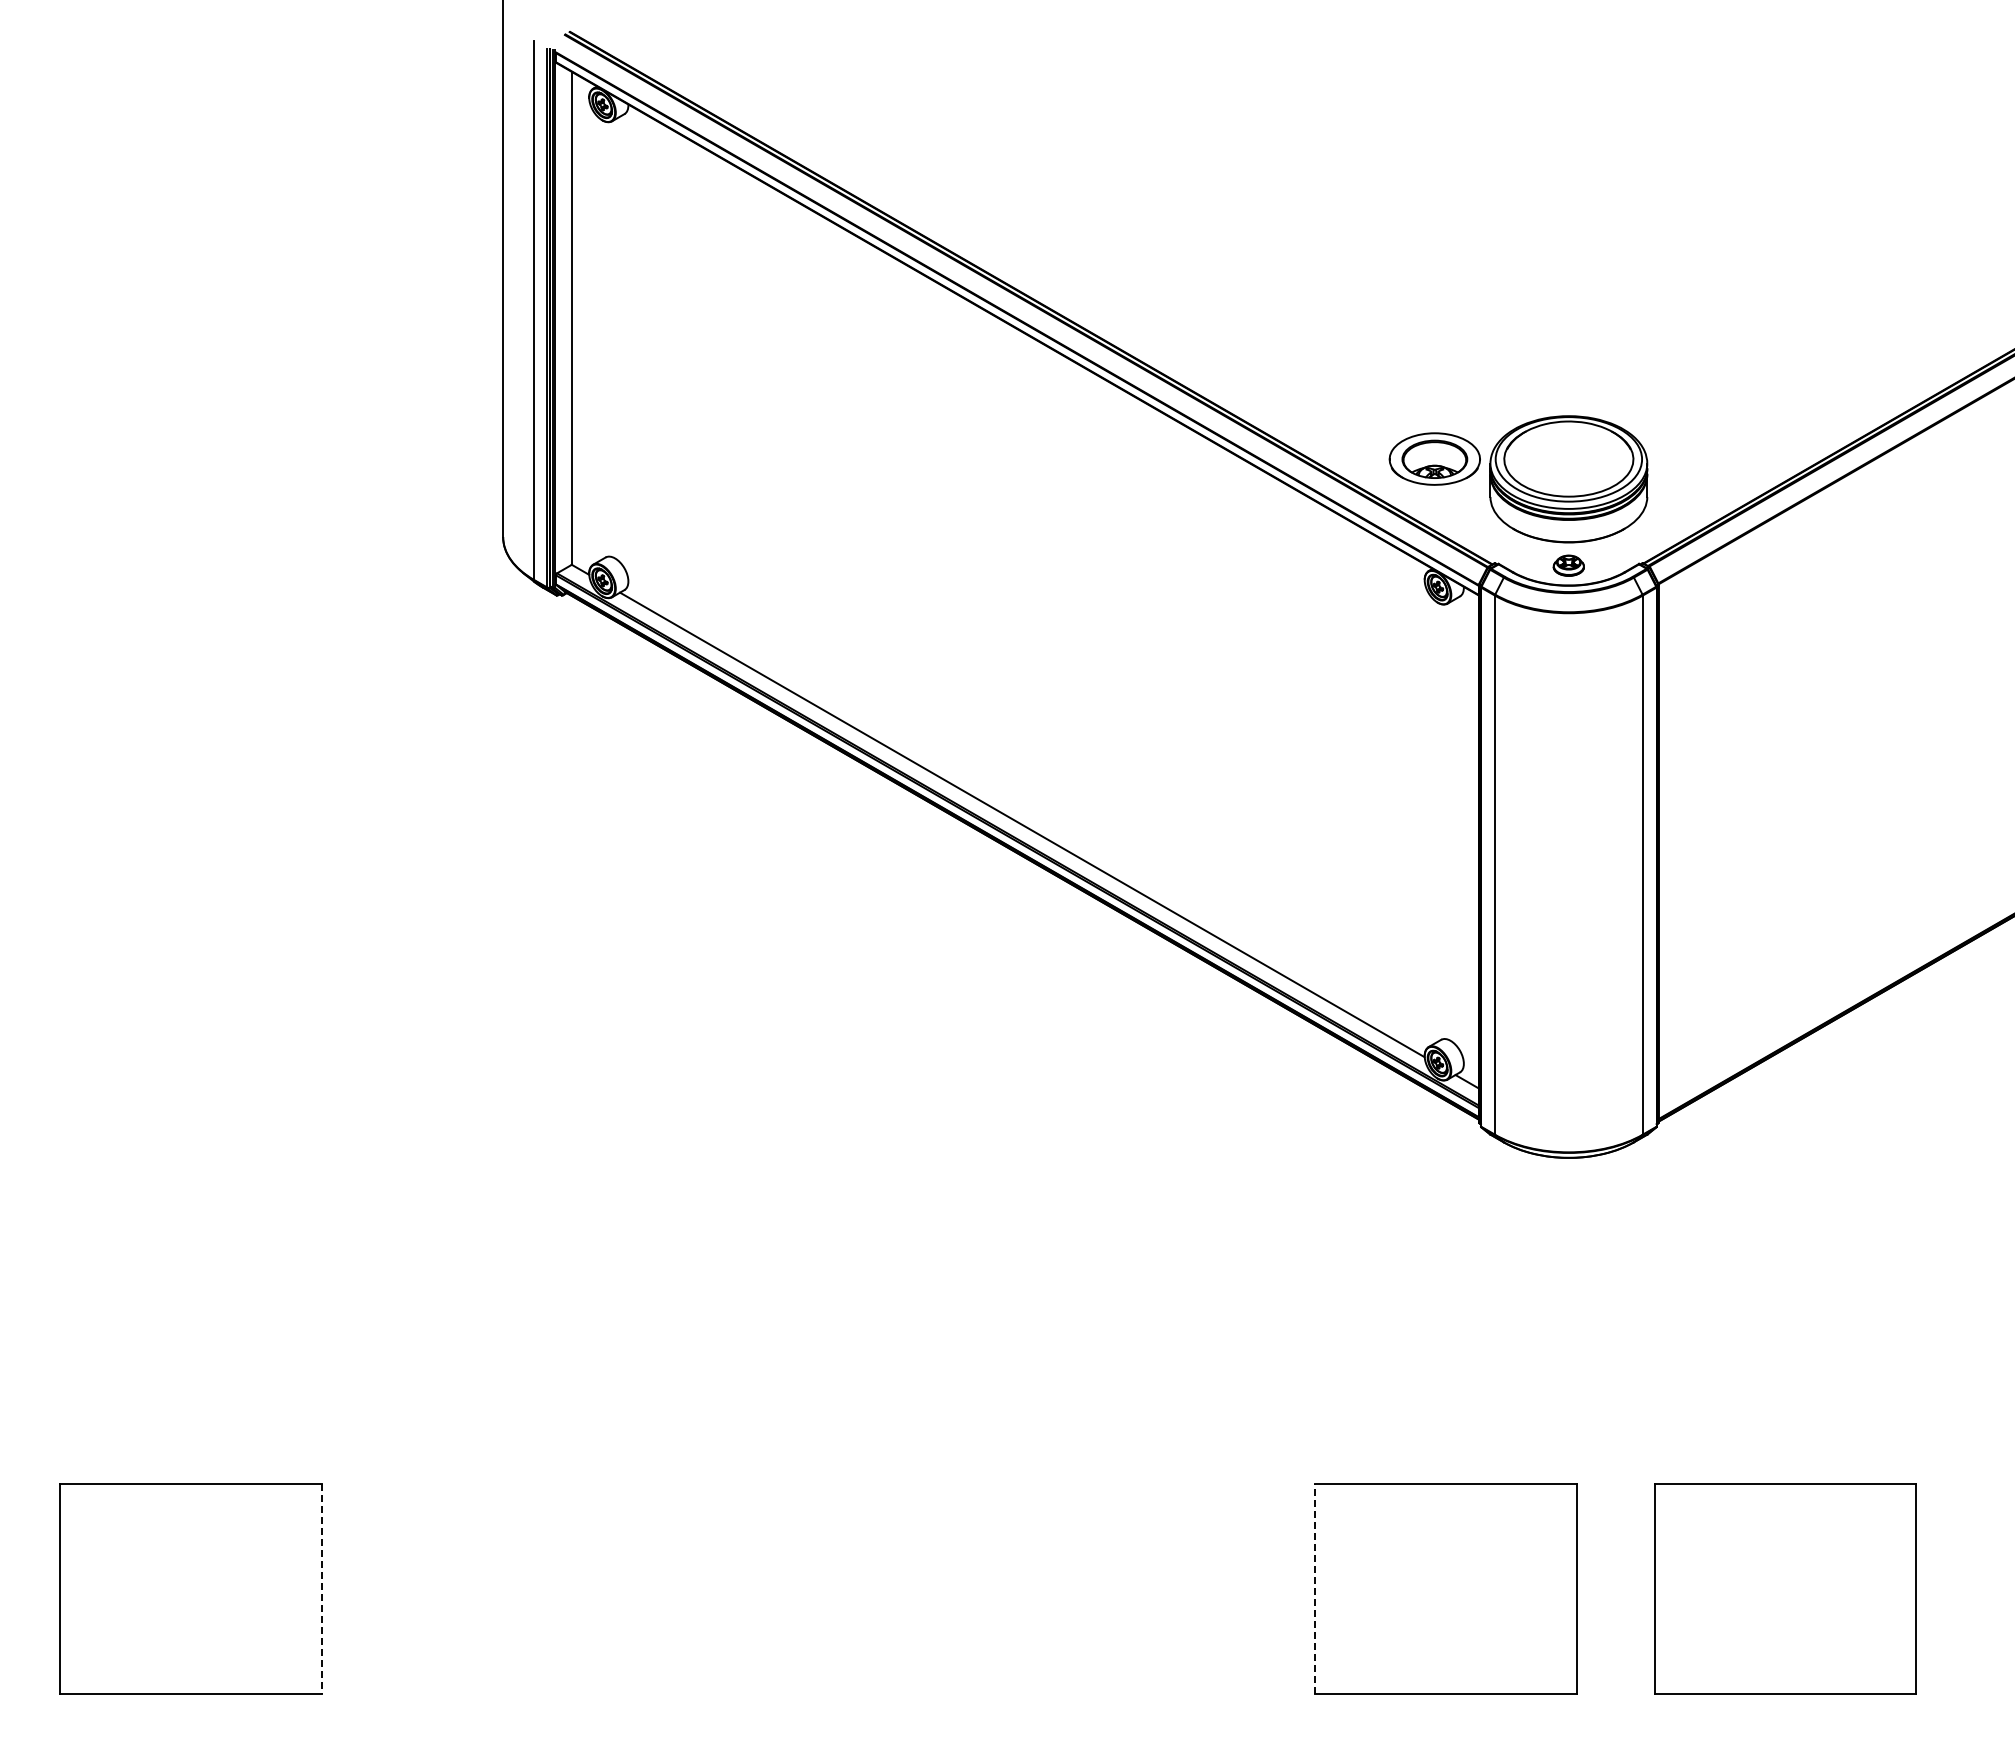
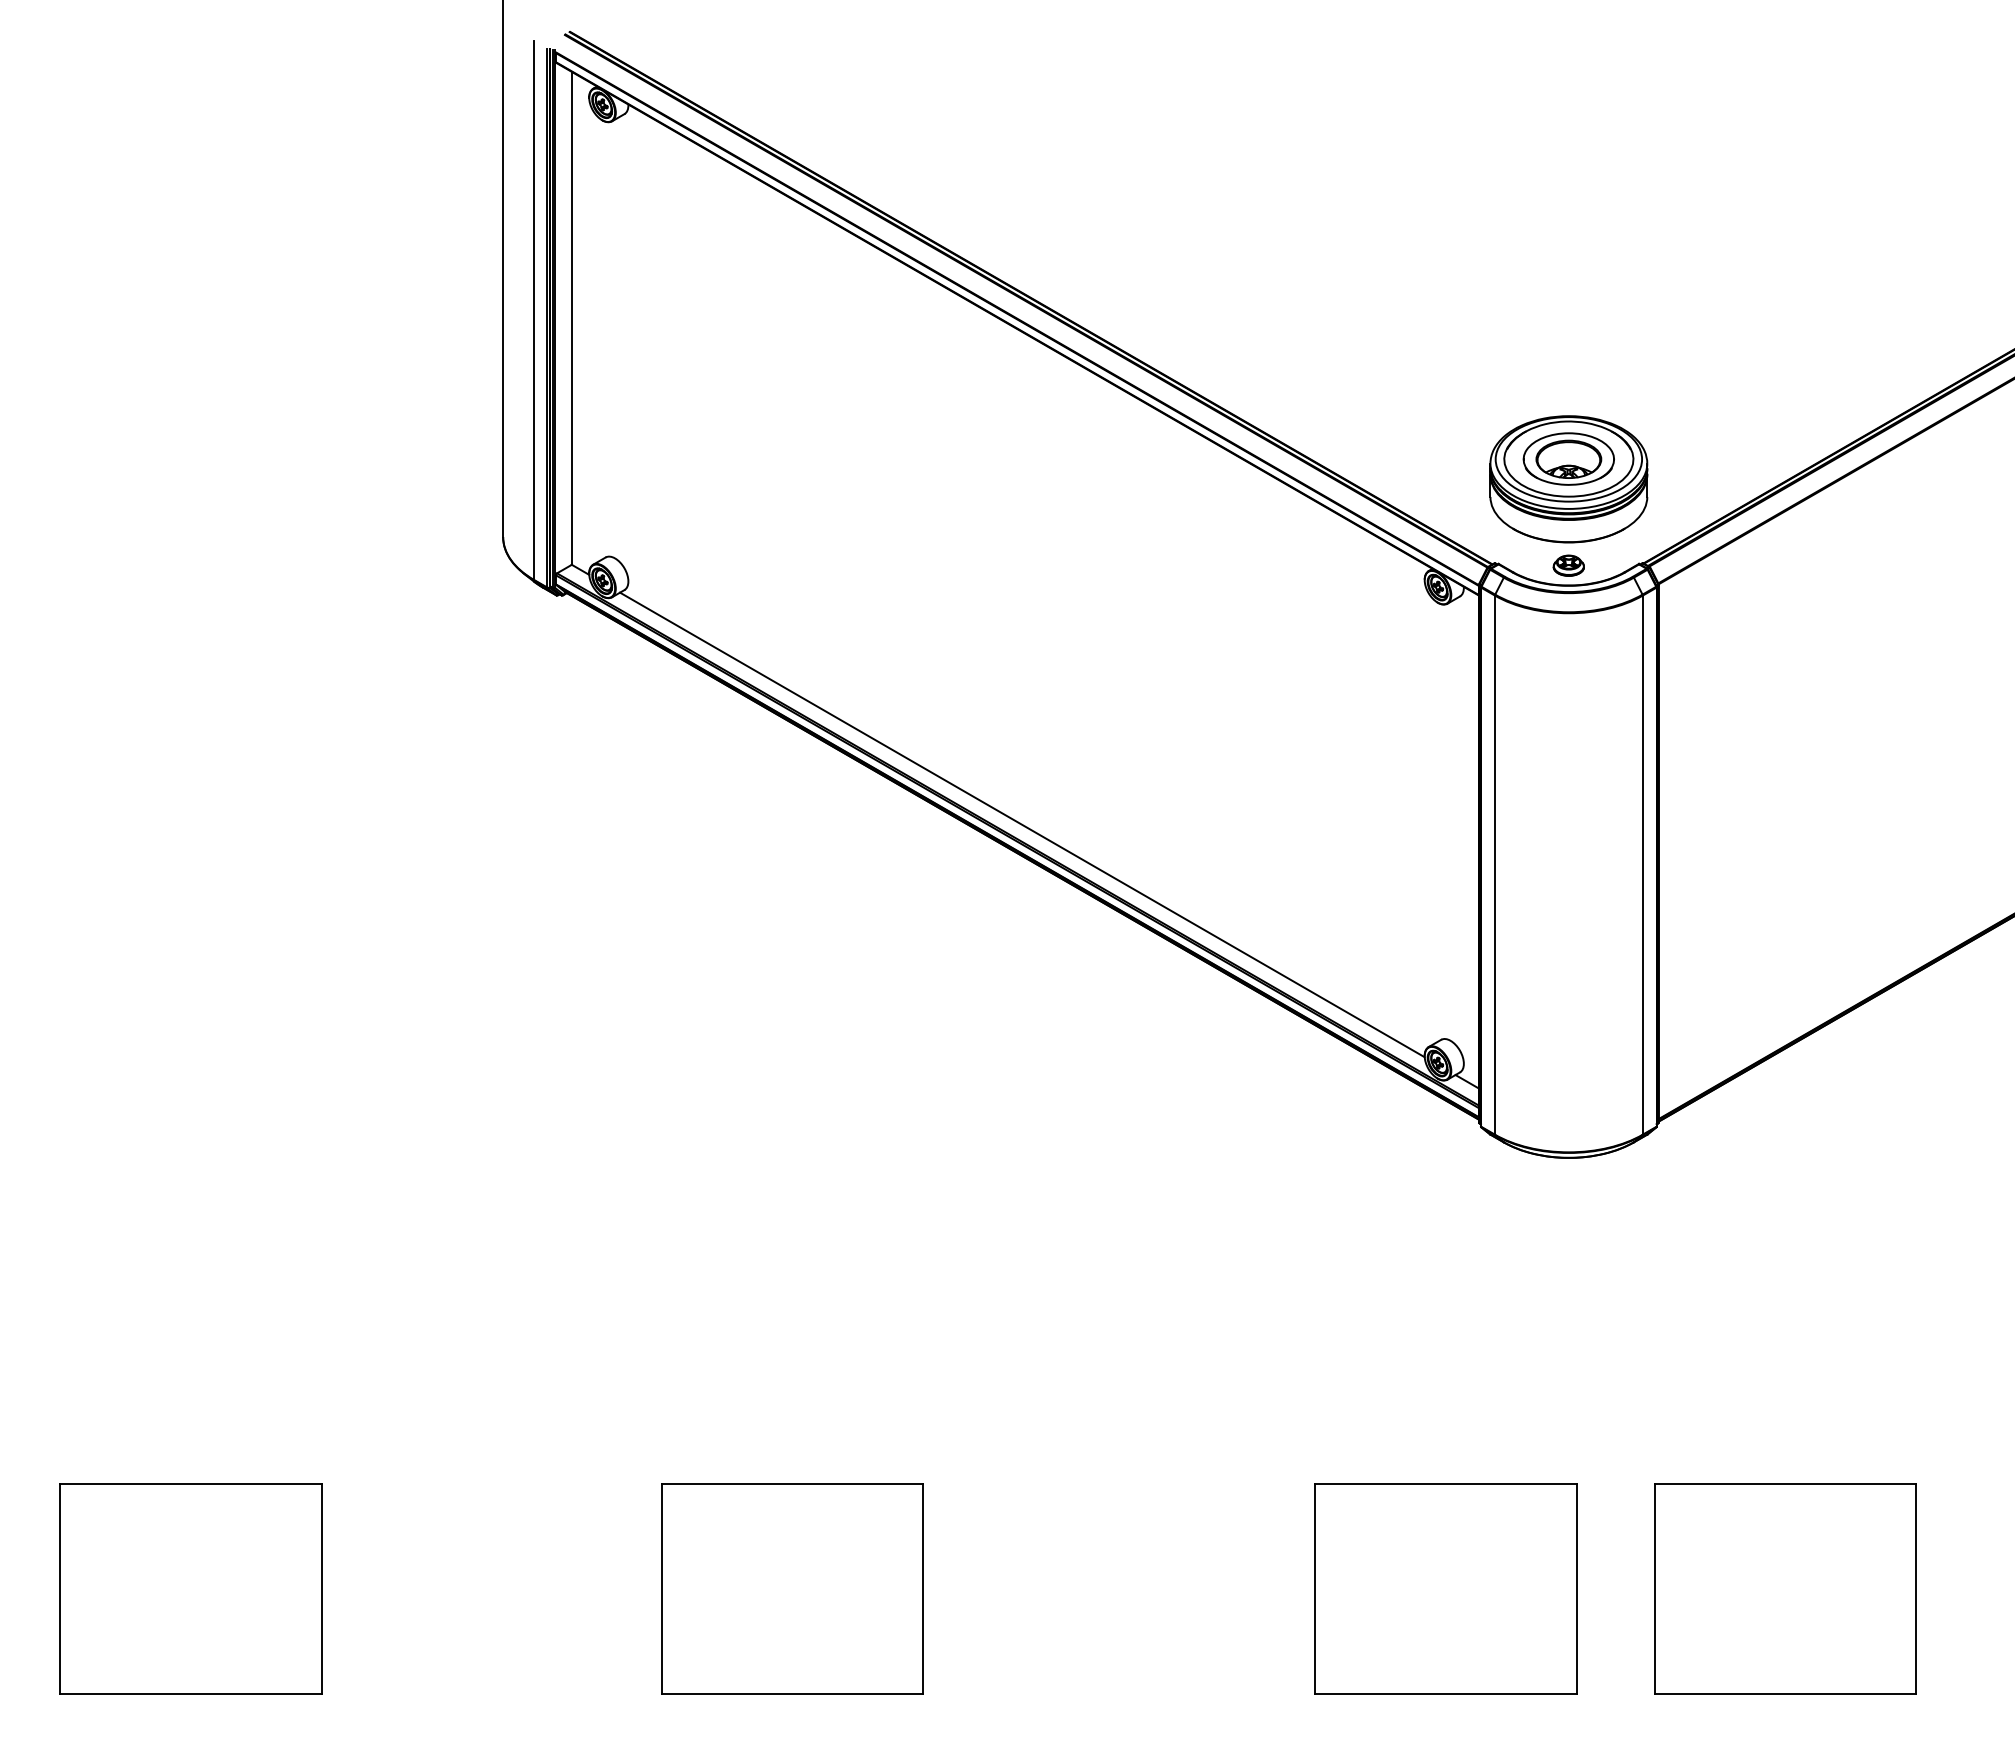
part position: (1434, 458) -> (1568, 458) (1568, 458)
line: dashed -> solid (321, 1588)
part: none -> present (792, 1588)
line: dashed -> solid (1315, 1588)
